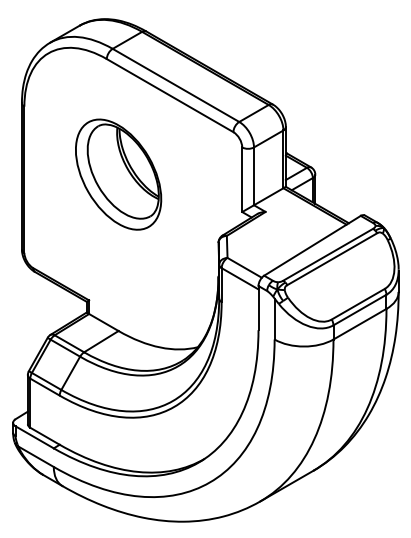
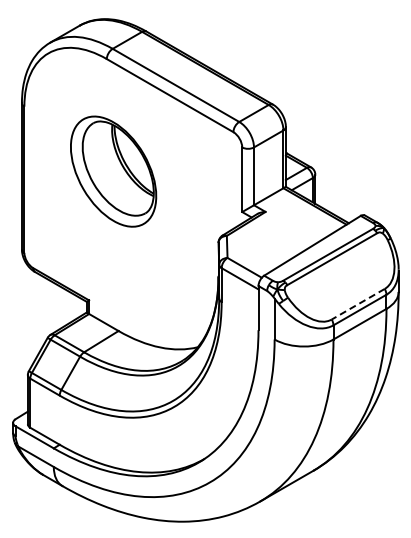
part position: (118, 174) -> (113, 171) (113, 171)
line: solid -> dashed (358, 304)
